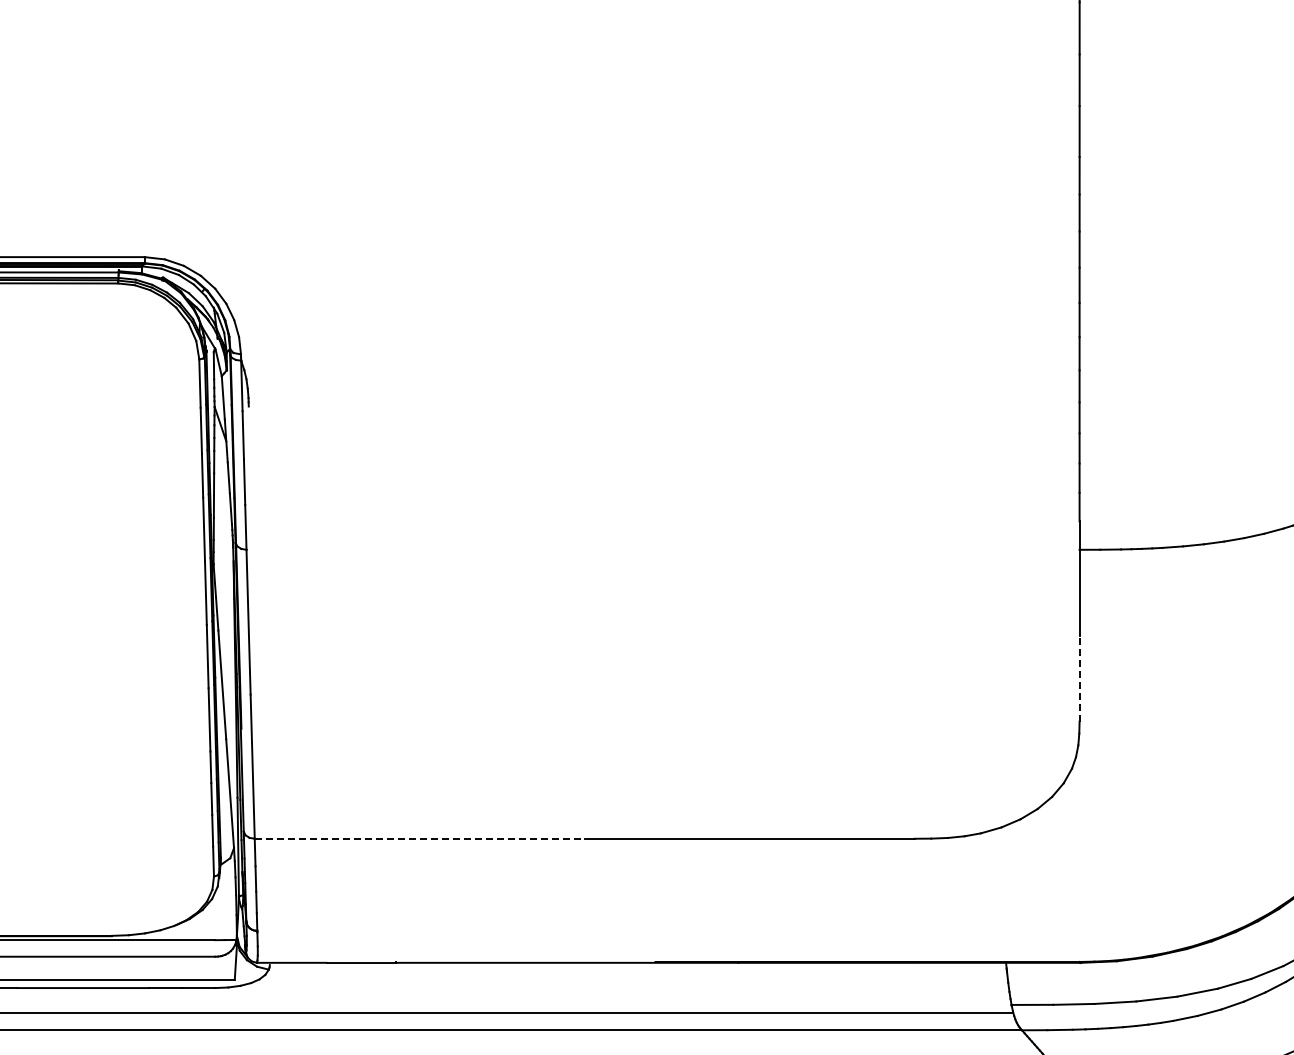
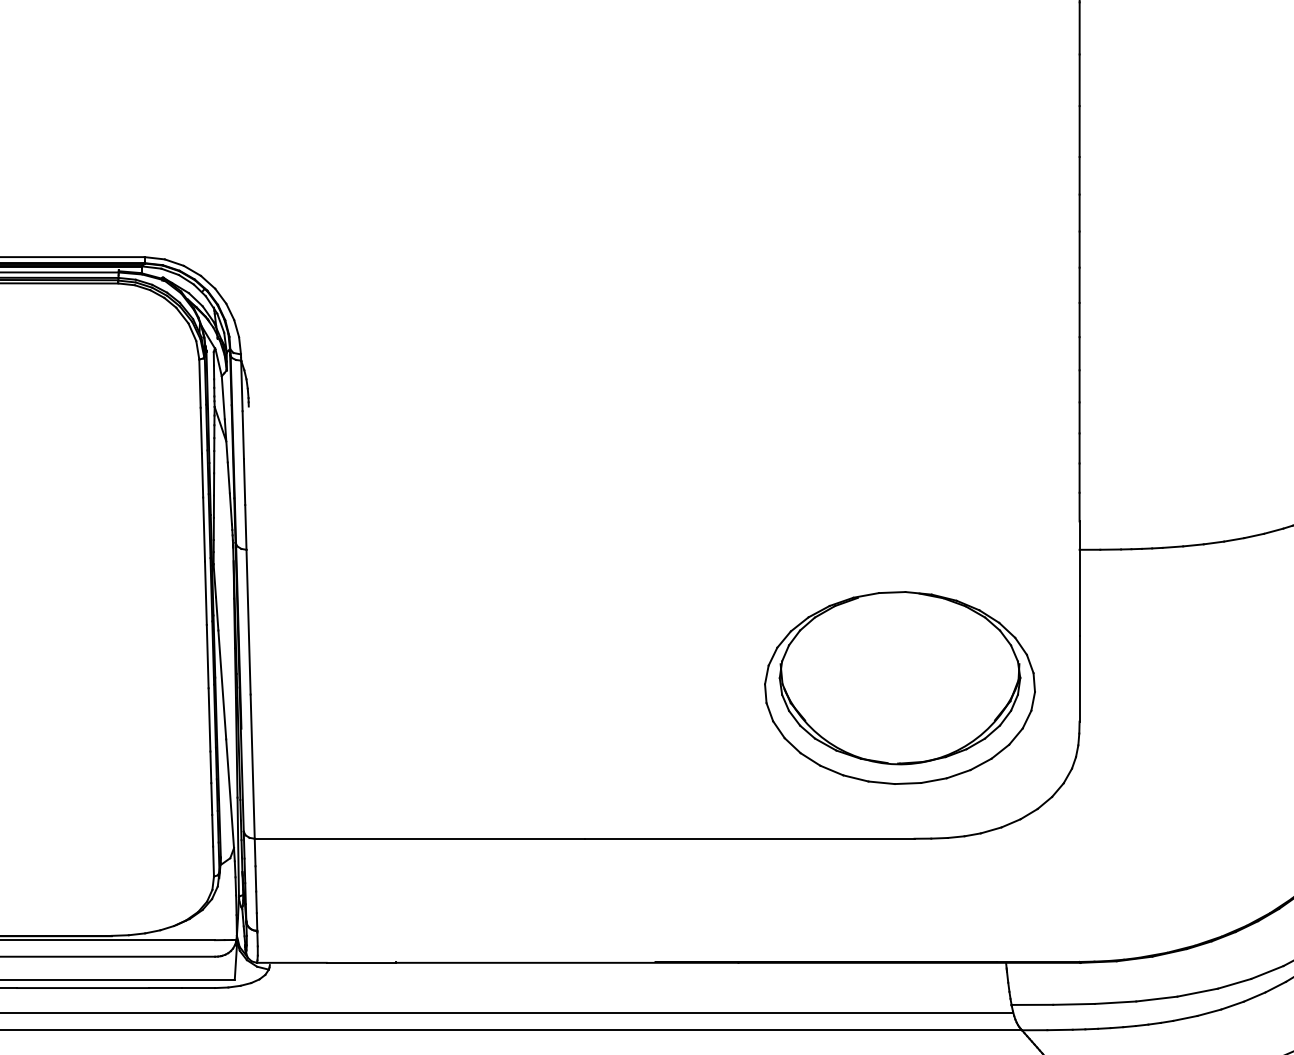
line: dashed -> solid (1079, 678)
part: none -> present (899, 687)
line: dashed -> solid (419, 838)
